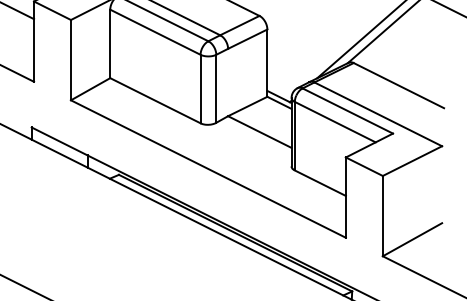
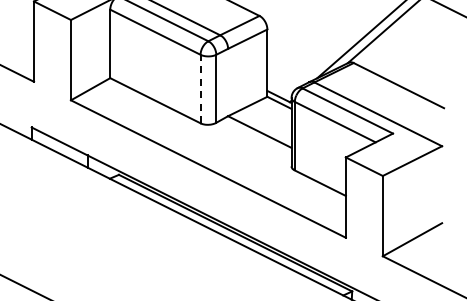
line: present -> none (18, 11)
line: solid -> dashed (200, 88)
